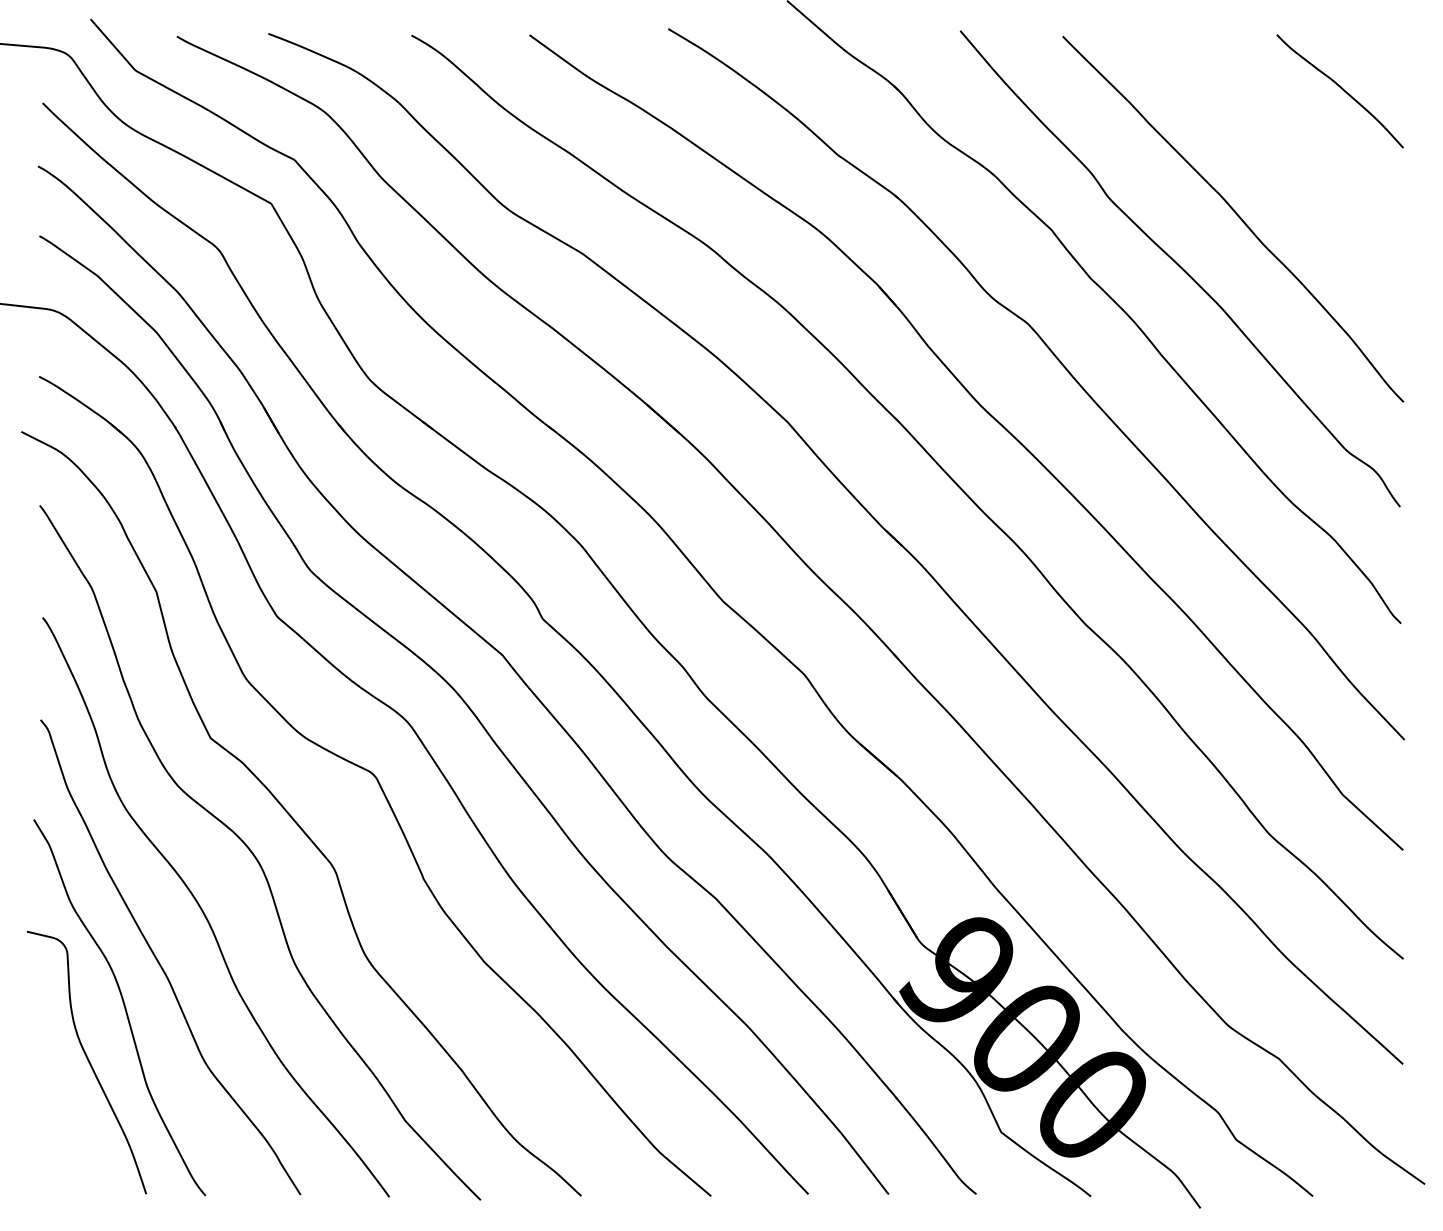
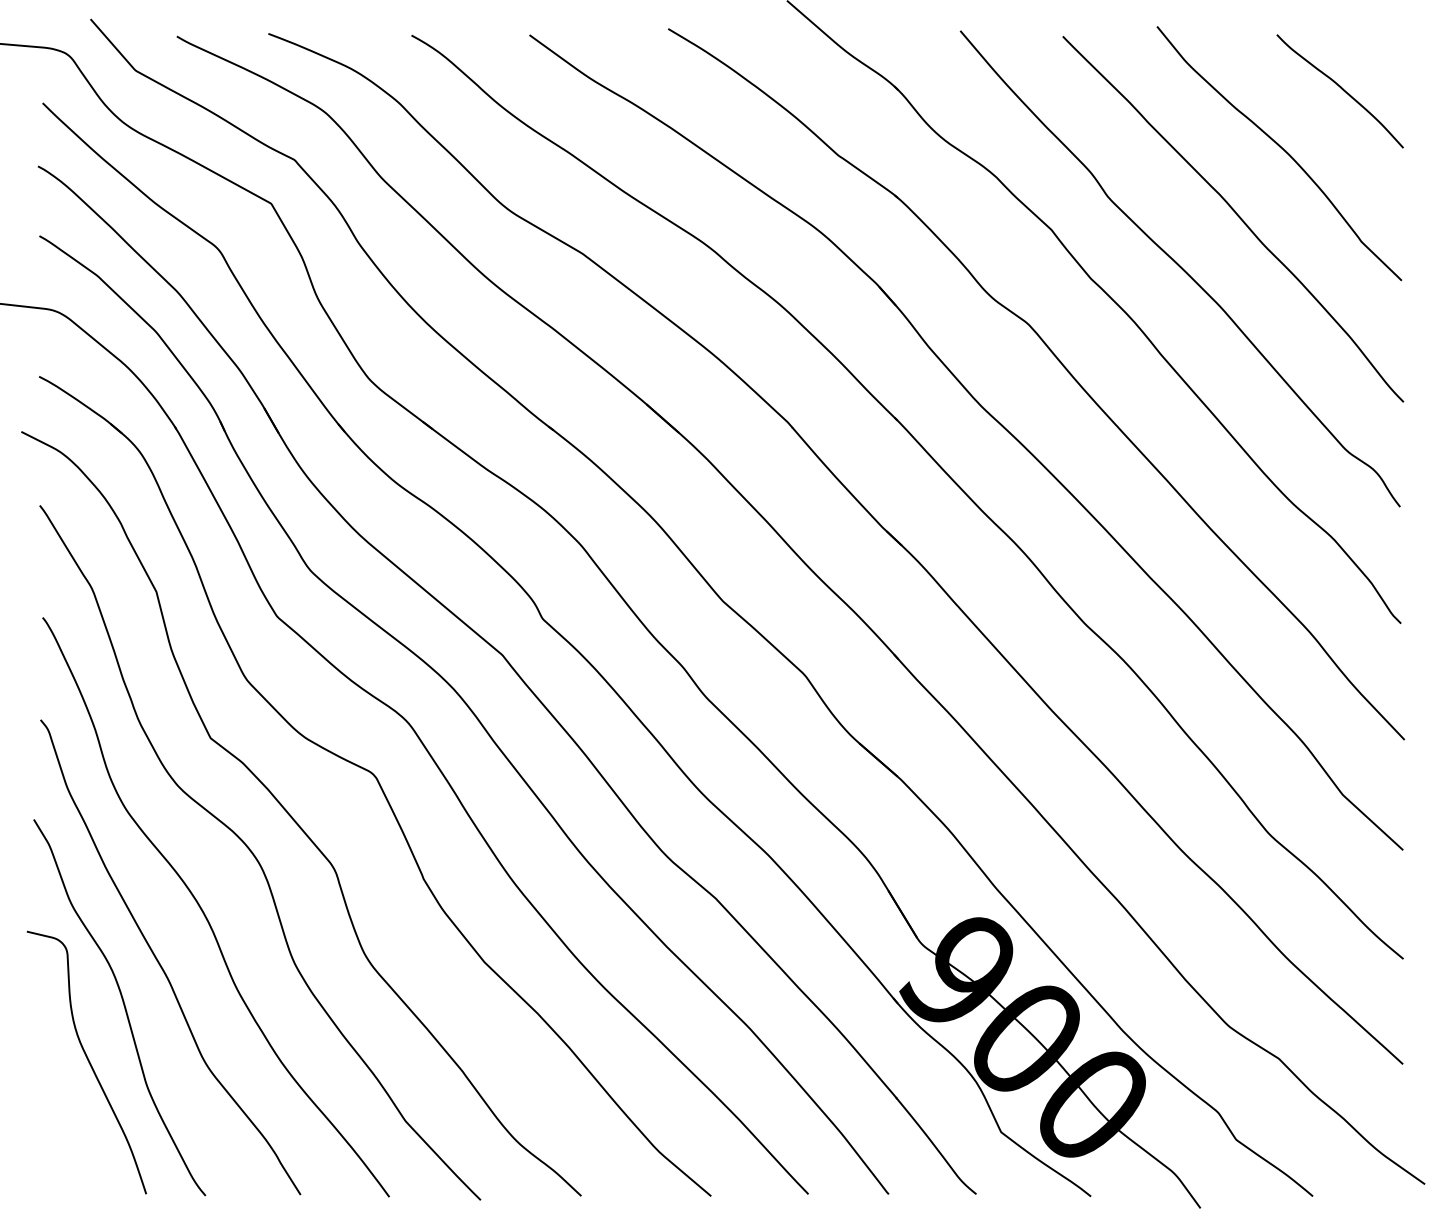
curve: none -> present (1282, 149)
